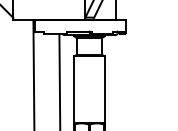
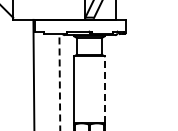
line: solid -> dashed (59, 81)
line: solid -> dashed (104, 89)
